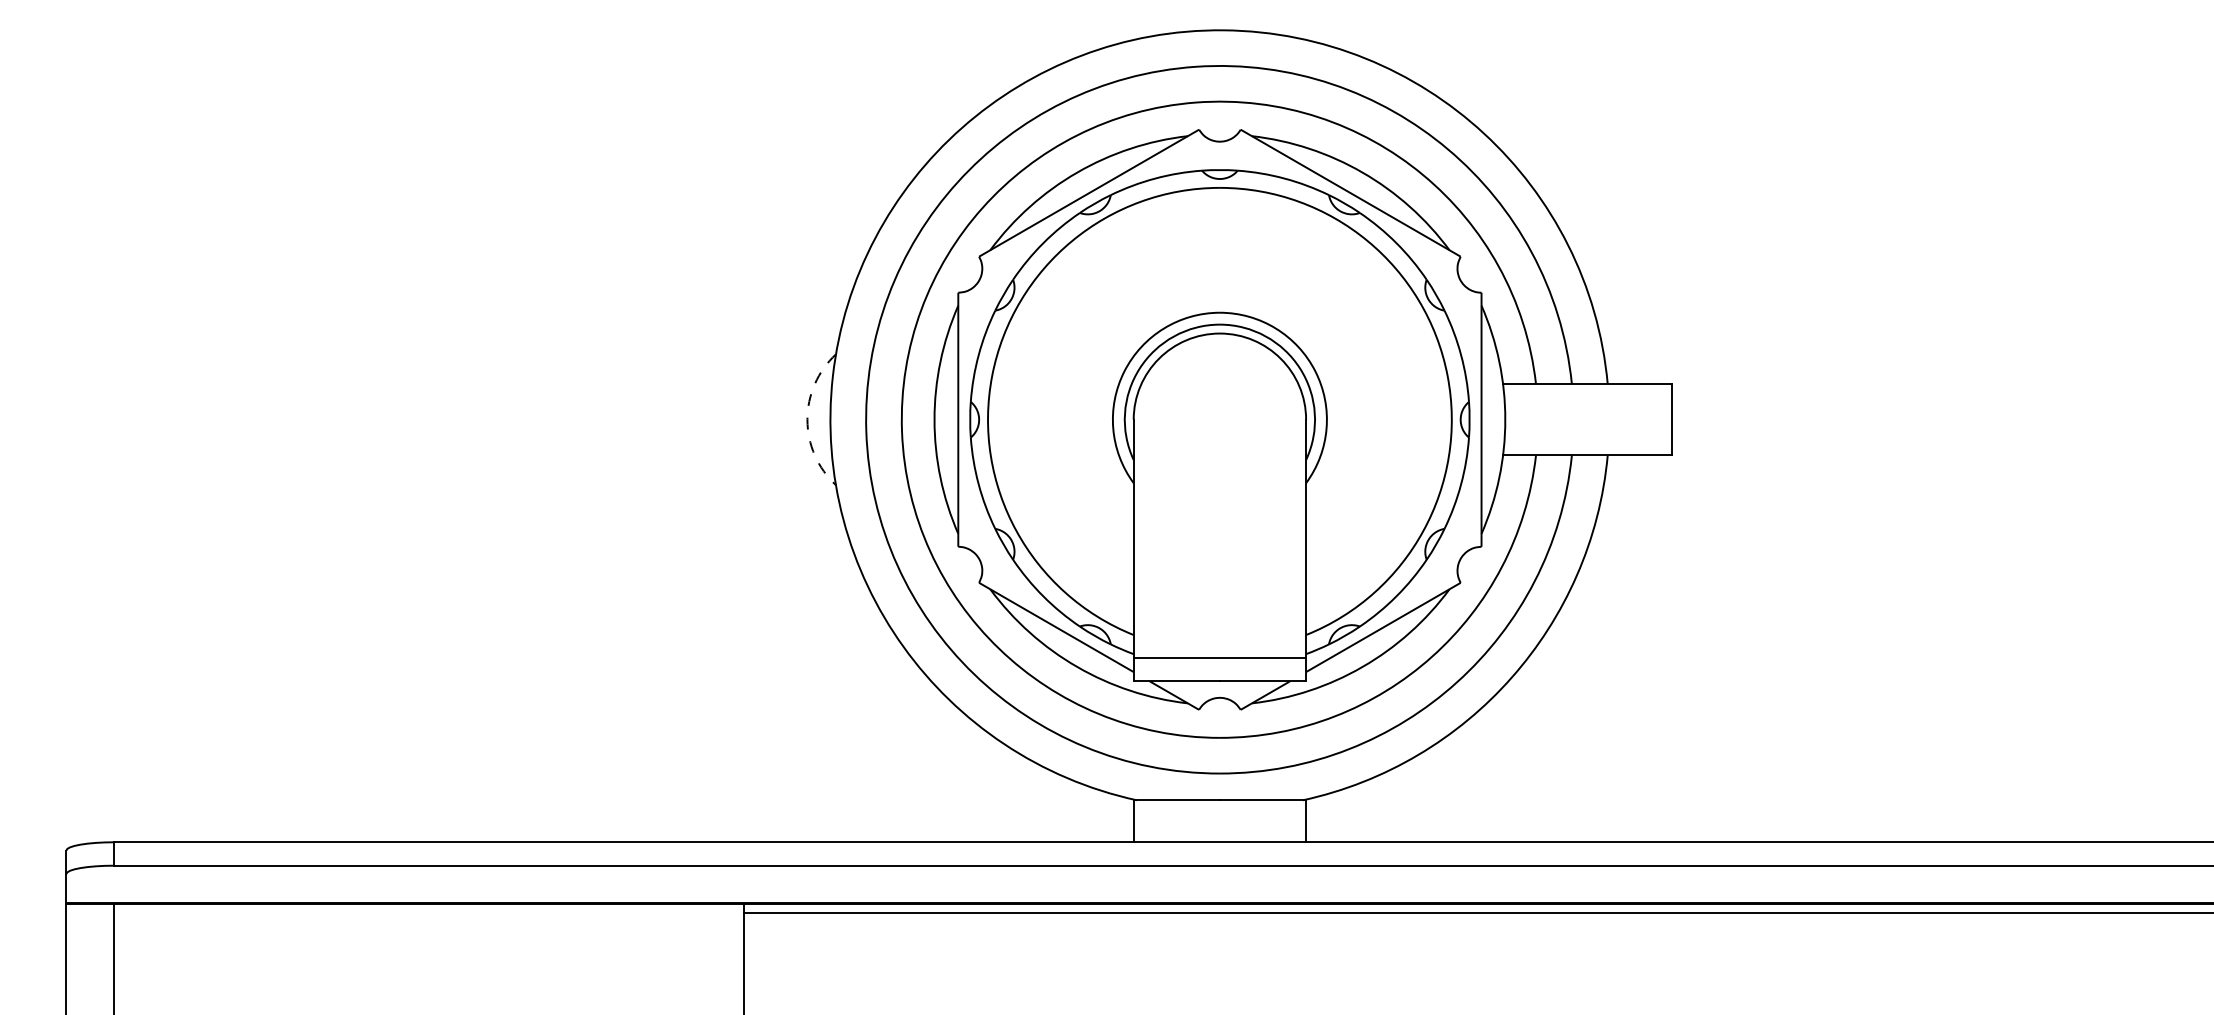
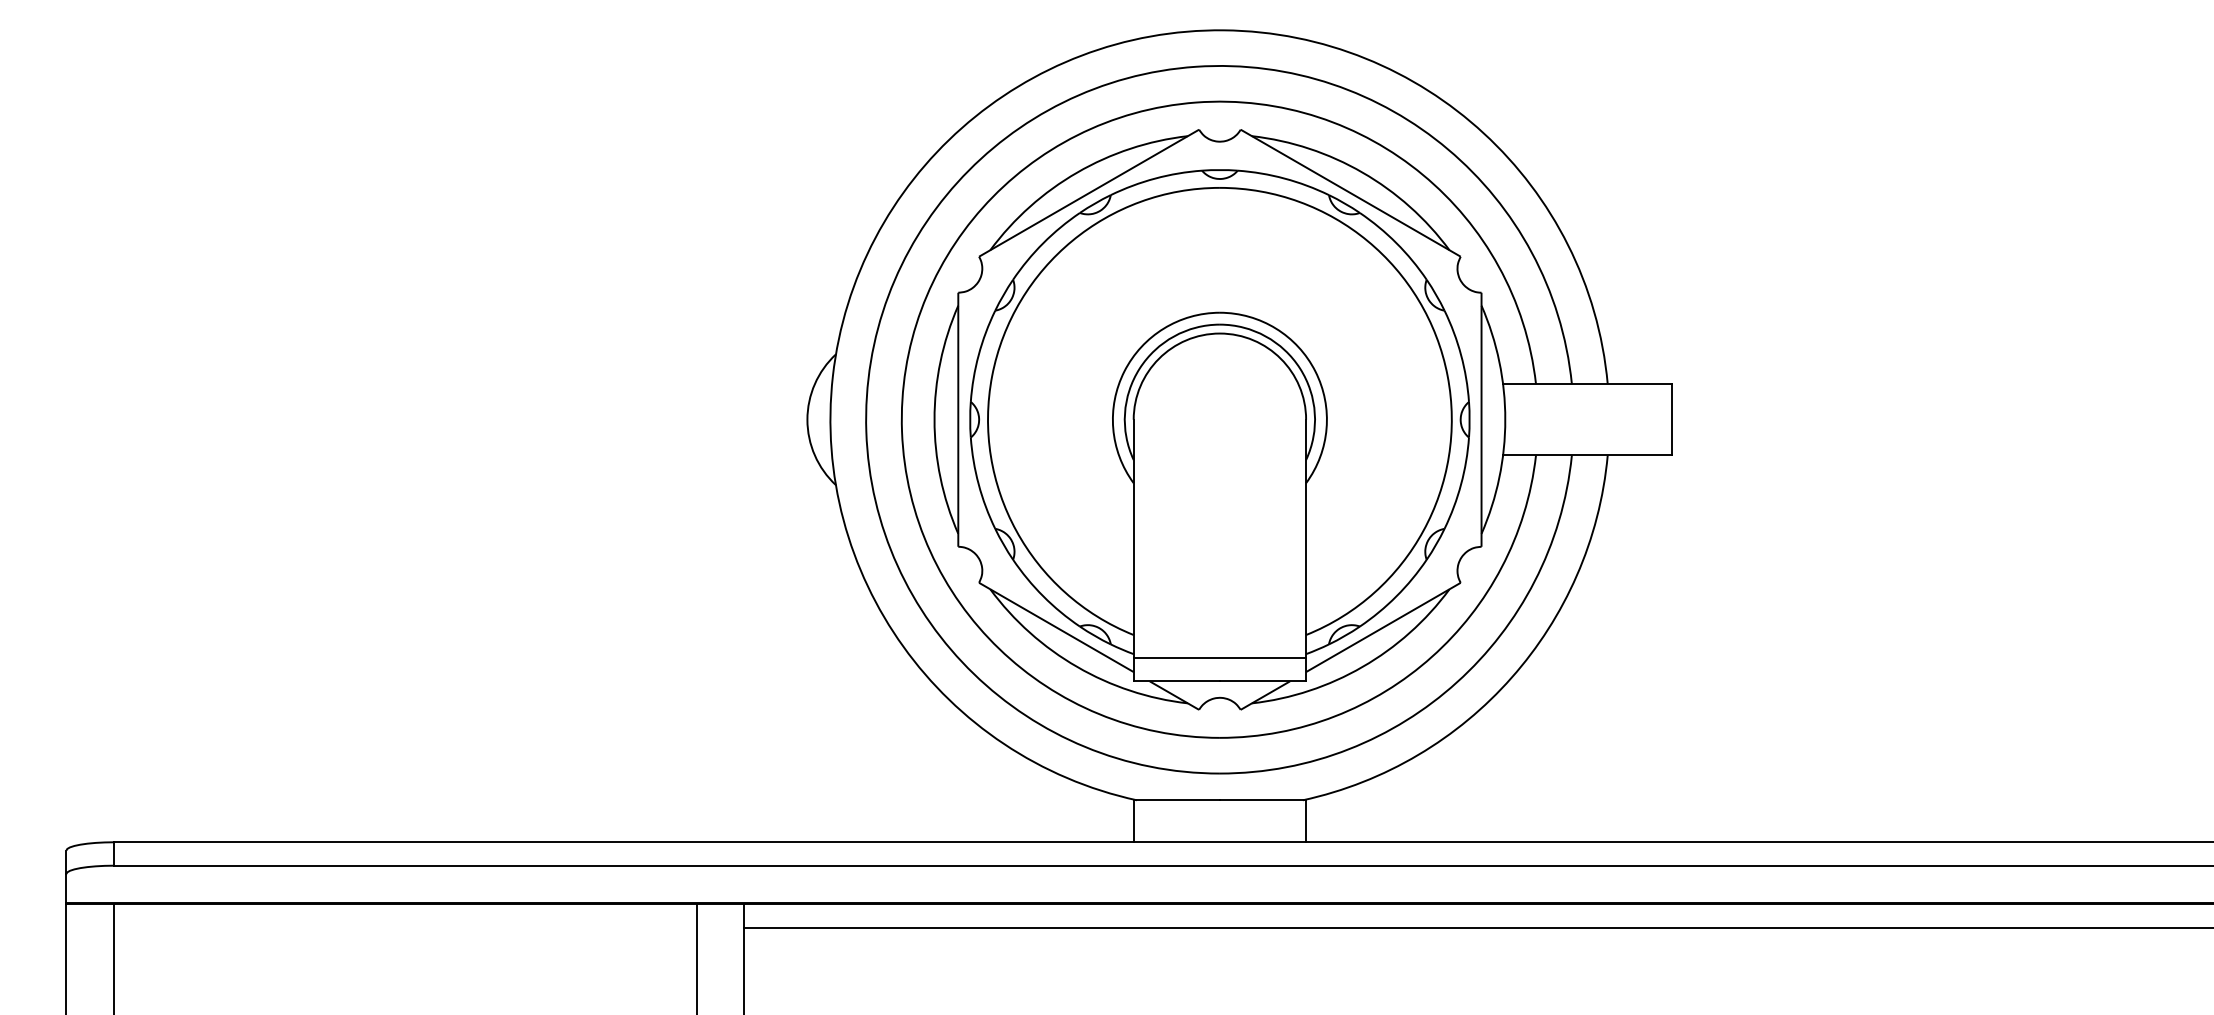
arc: dashed -> solid (807, 419)
line position: (1477, 912) -> (1477, 927) (1477, 927)
line: none -> present (696, 957)
